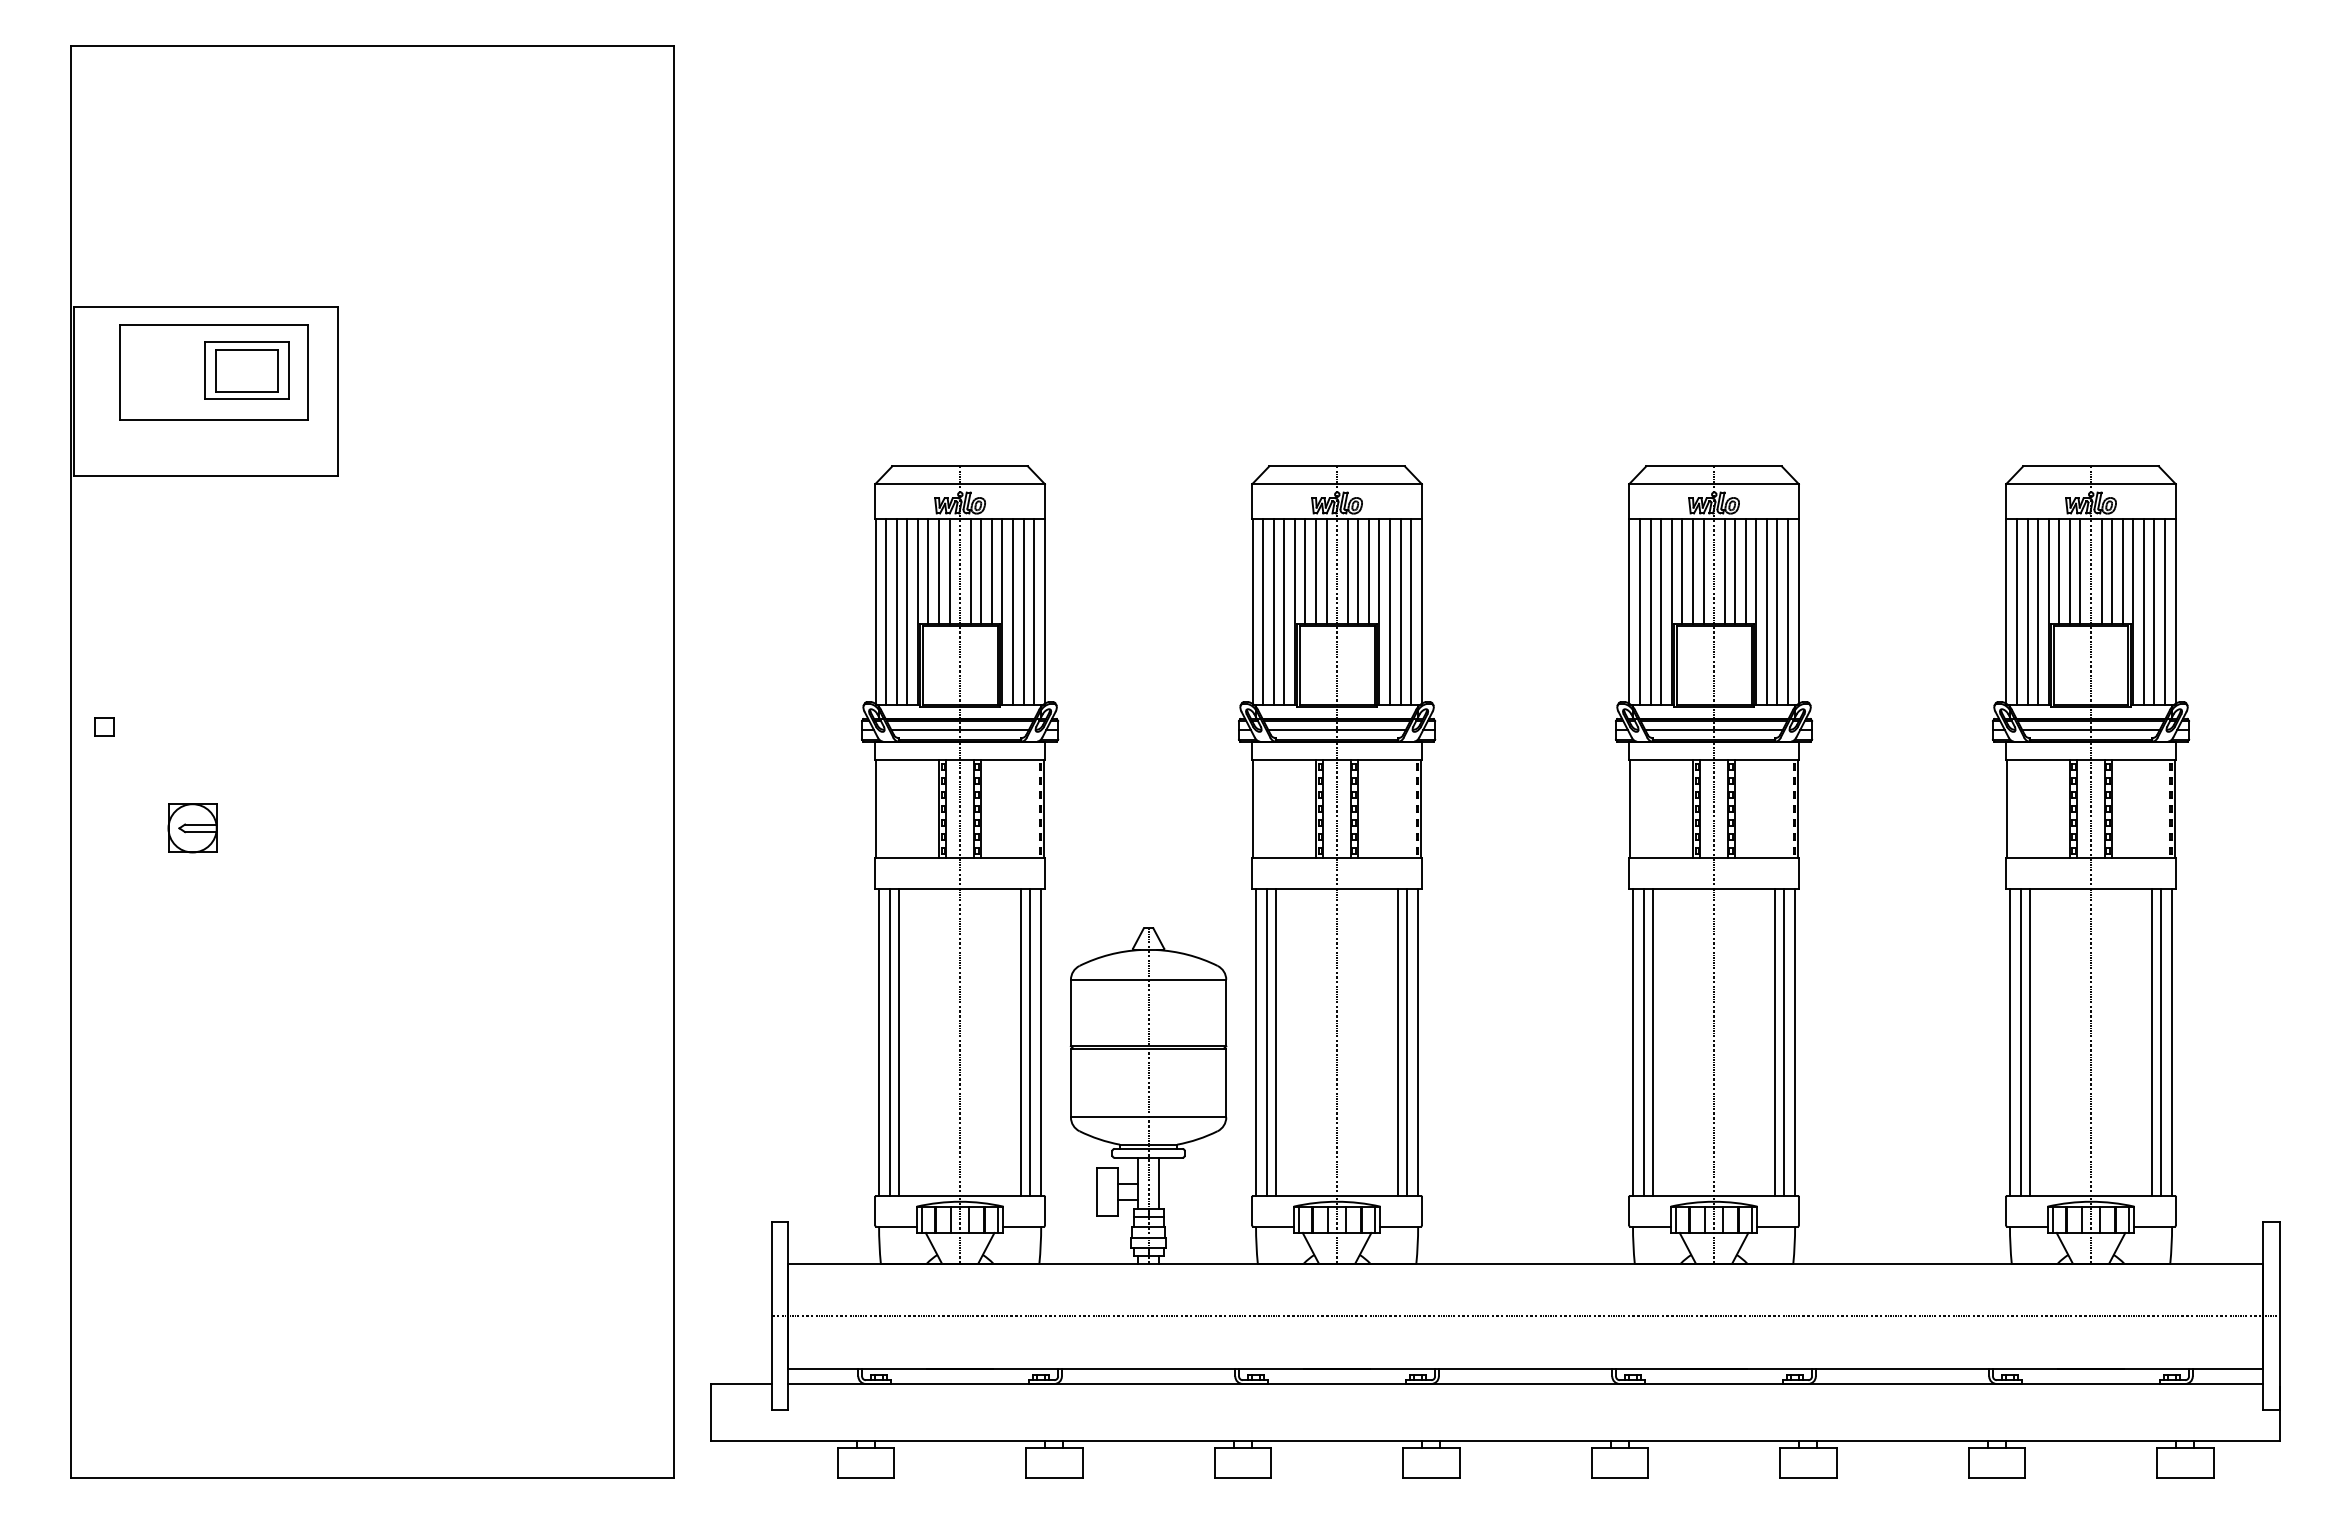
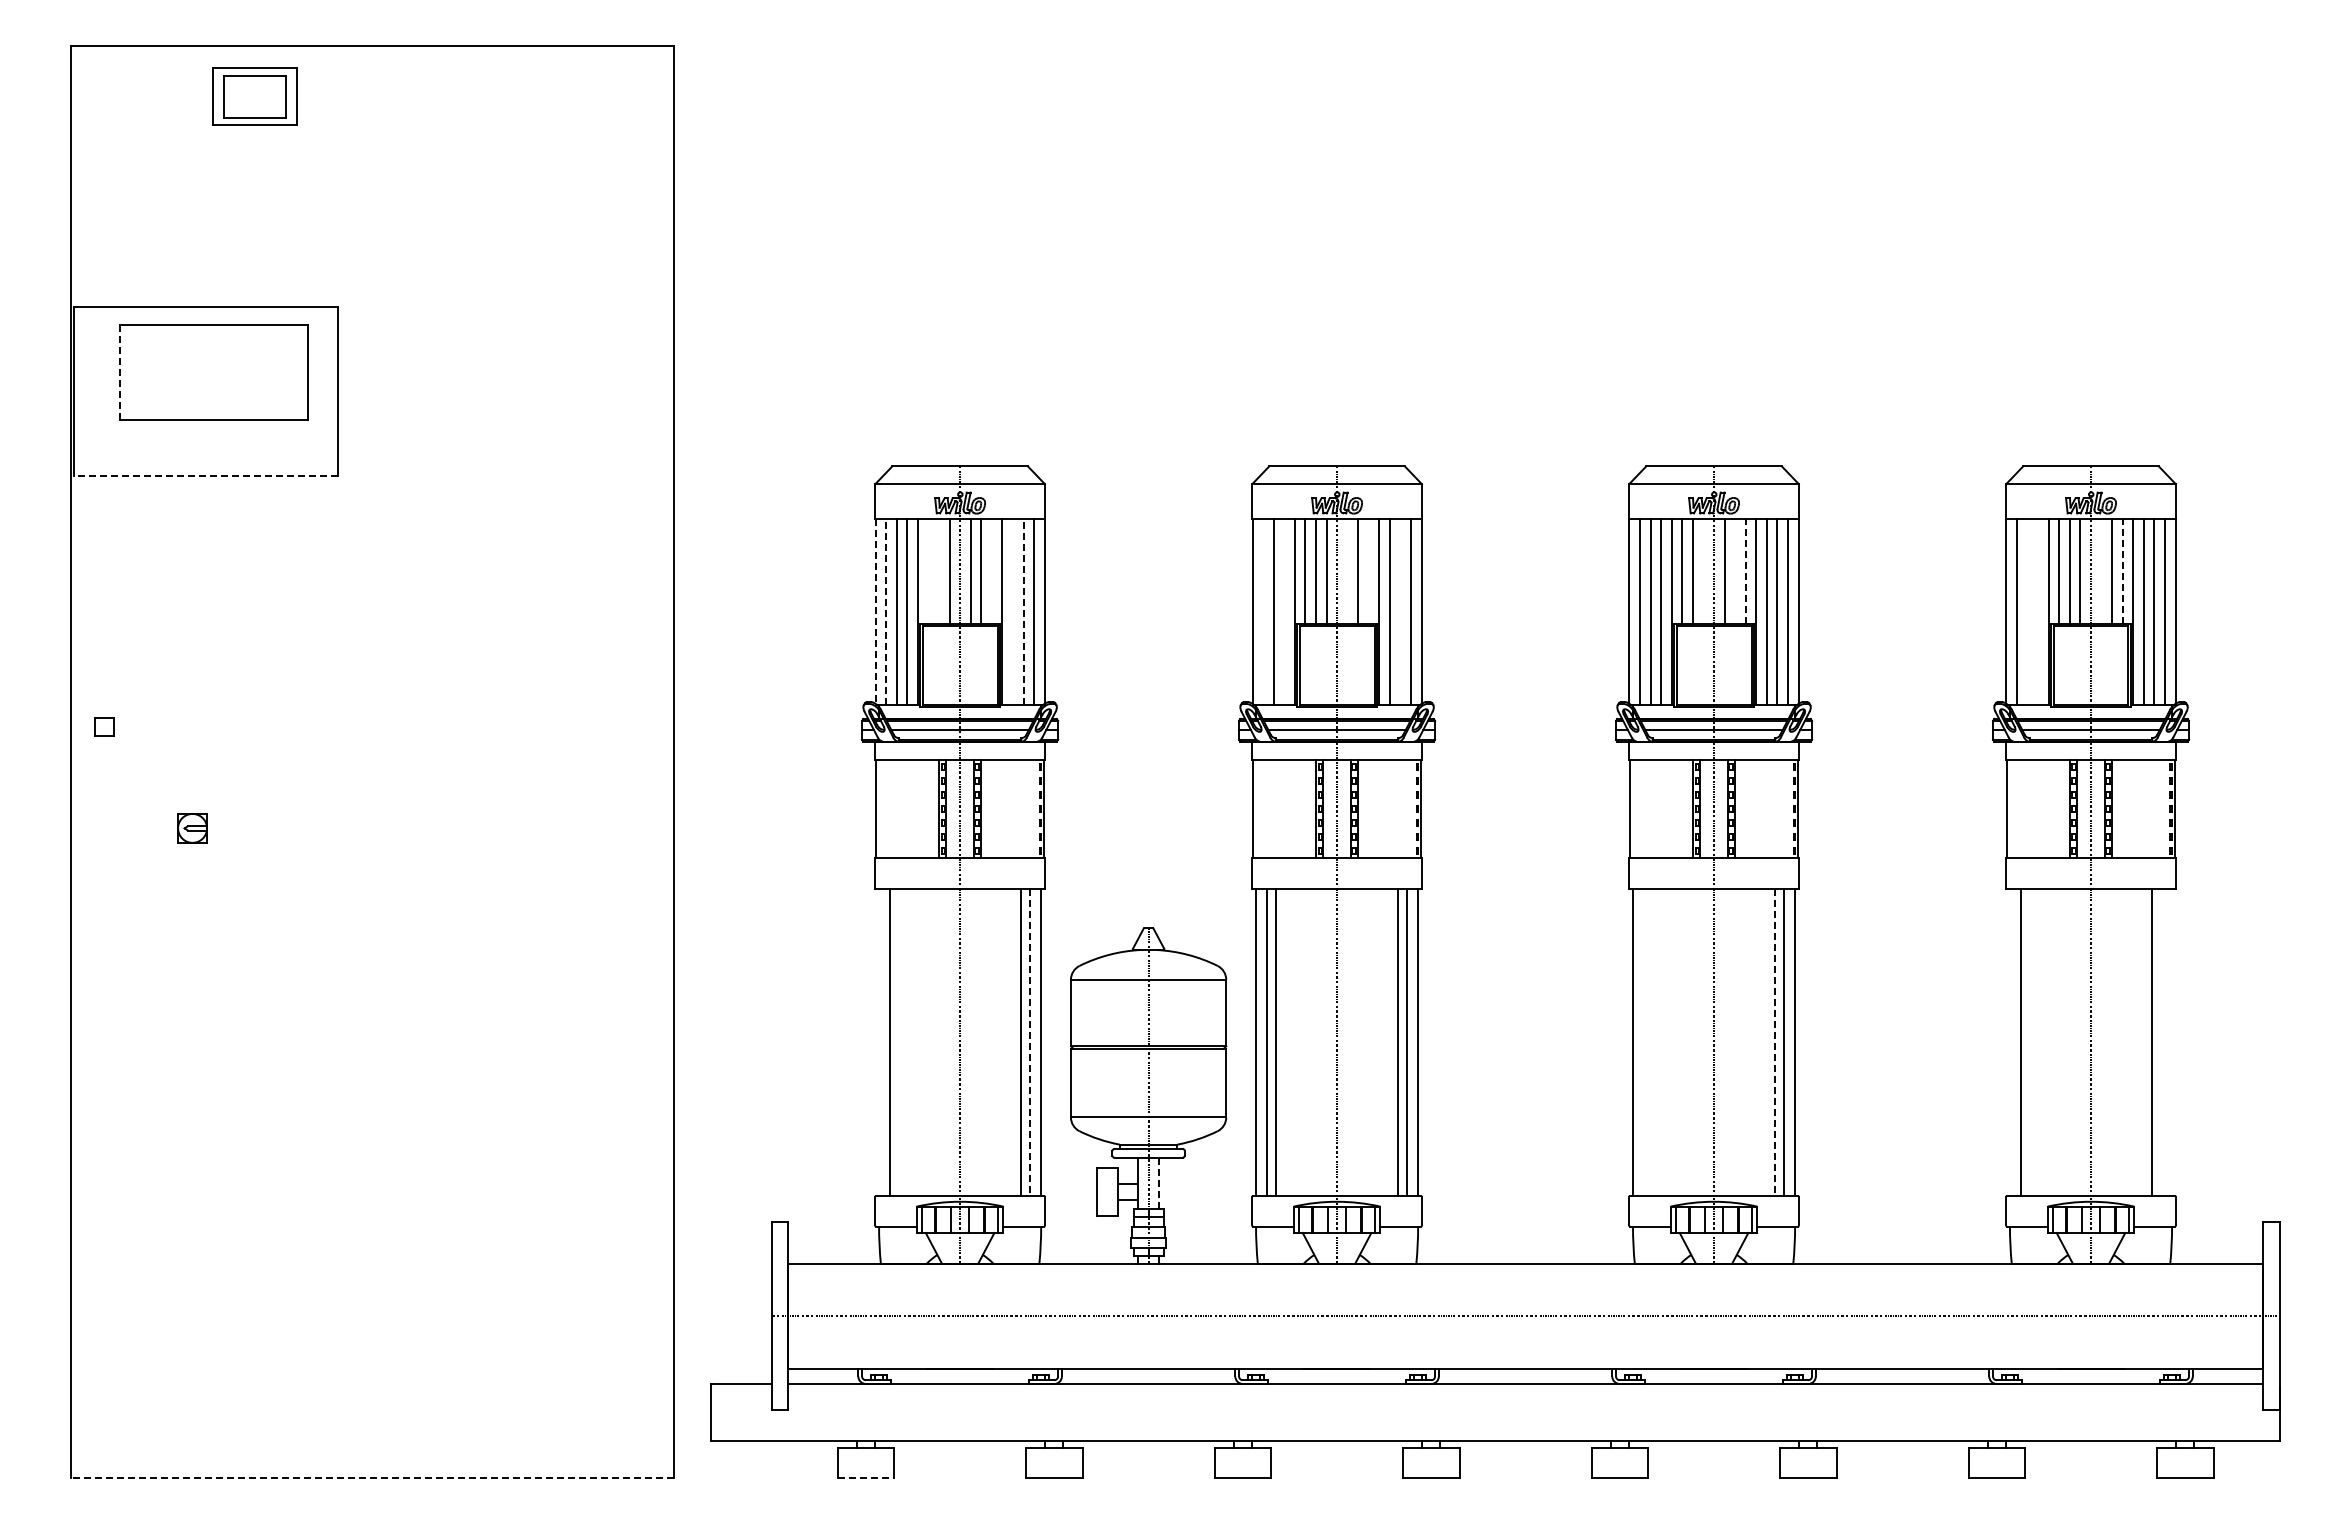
part position: (246, 370) -> (254, 96) (254, 96)
line: solid -> dashed (119, 372)
line: solid -> dashed (206, 476)
line: present -> none (928, 570)
line: present -> none (939, 570)
line: present -> none (991, 570)
line: present -> none (1347, 570)
line: present -> none (1368, 570)
line: present -> none (1703, 570)
line: present -> none (1735, 570)
line: solid -> dashed (1745, 570)
line: present -> none (2101, 570)
line: solid -> dashed (2122, 570)
line: solid -> dashed (875, 611)
line: solid -> dashed (886, 611)
line: present -> none (1012, 611)
line: solid -> dashed (1023, 611)
line: present -> none (1263, 611)
line: present -> none (1284, 611)
line: present -> none (1400, 611)
line: present -> none (2027, 611)
line: present -> none (2038, 611)
part size: 51x51 px -> 31x31 px (192, 828)
line: present -> none (879, 1041)
line: present -> none (899, 1041)
line: present -> none (1644, 1041)
line: present -> none (1653, 1041)
line: present -> none (2009, 1041)
line: present -> none (2030, 1041)
line: present -> none (2160, 1041)
line: present -> none (2172, 1041)
line: solid -> dashed (1029, 1042)
line: solid -> dashed (1774, 1042)
line: solid -> dashed (1158, 1183)
line: solid -> dashed (372, 1478)
line: solid -> dashed (866, 1478)
